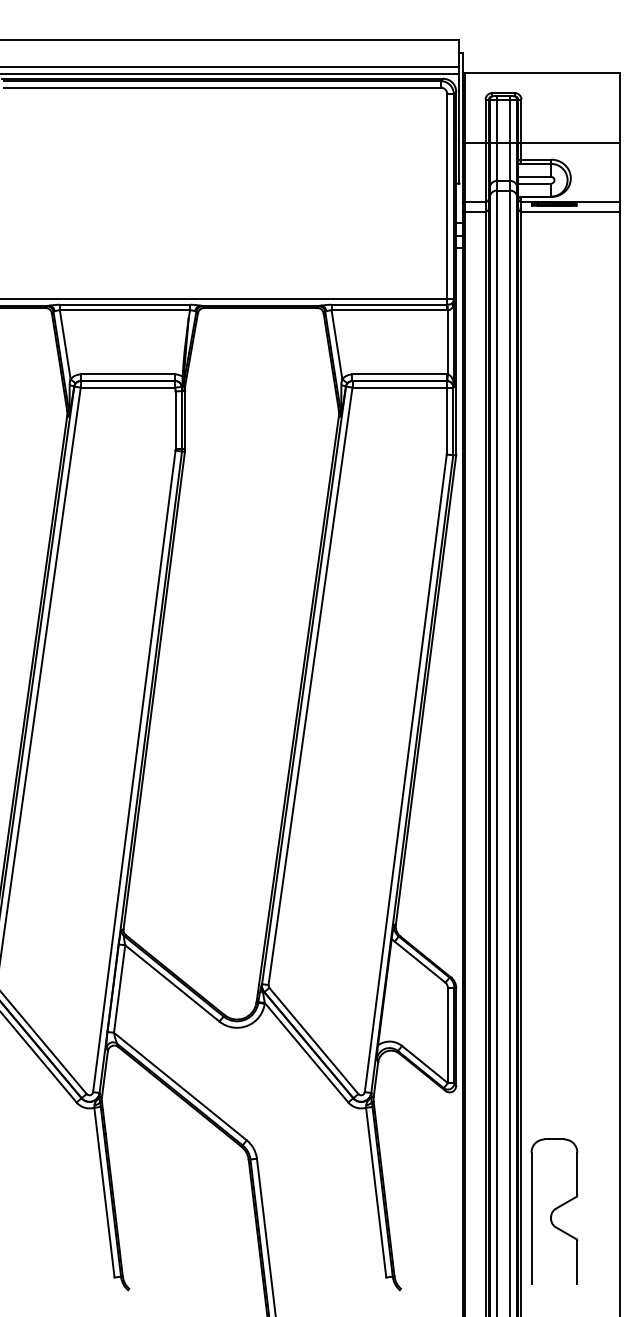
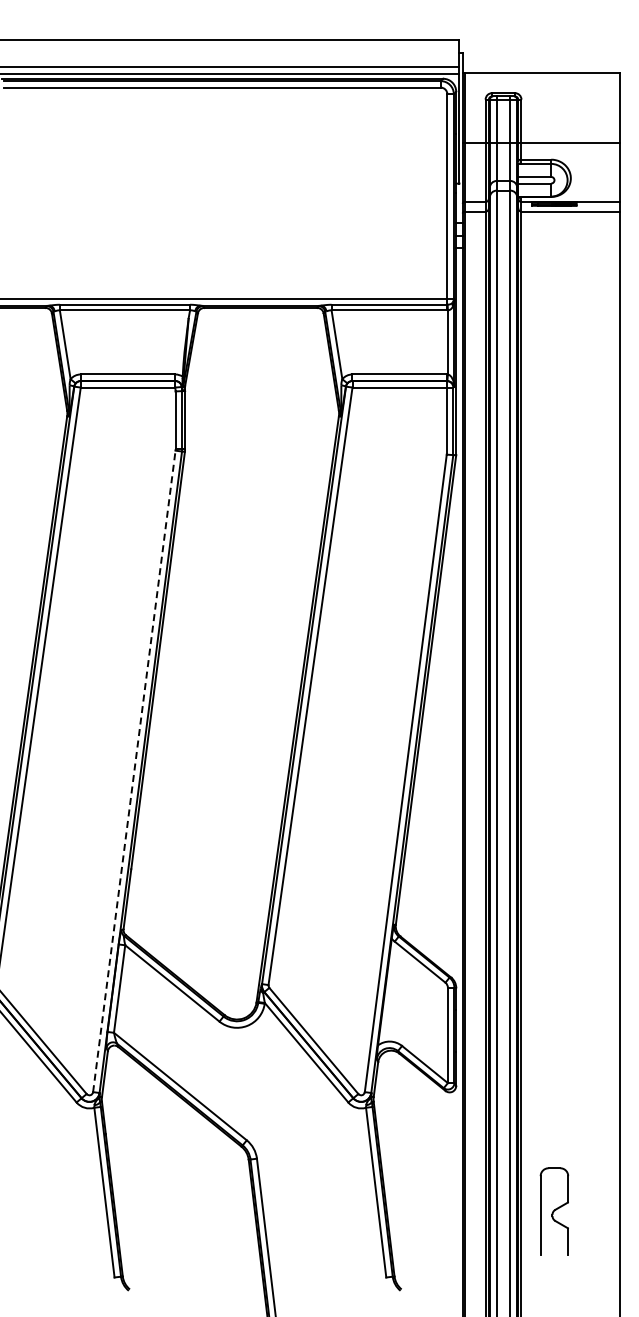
line: solid -> dashed (134, 770)
part size: 49x147 px -> 31x89 px (554, 1211)
